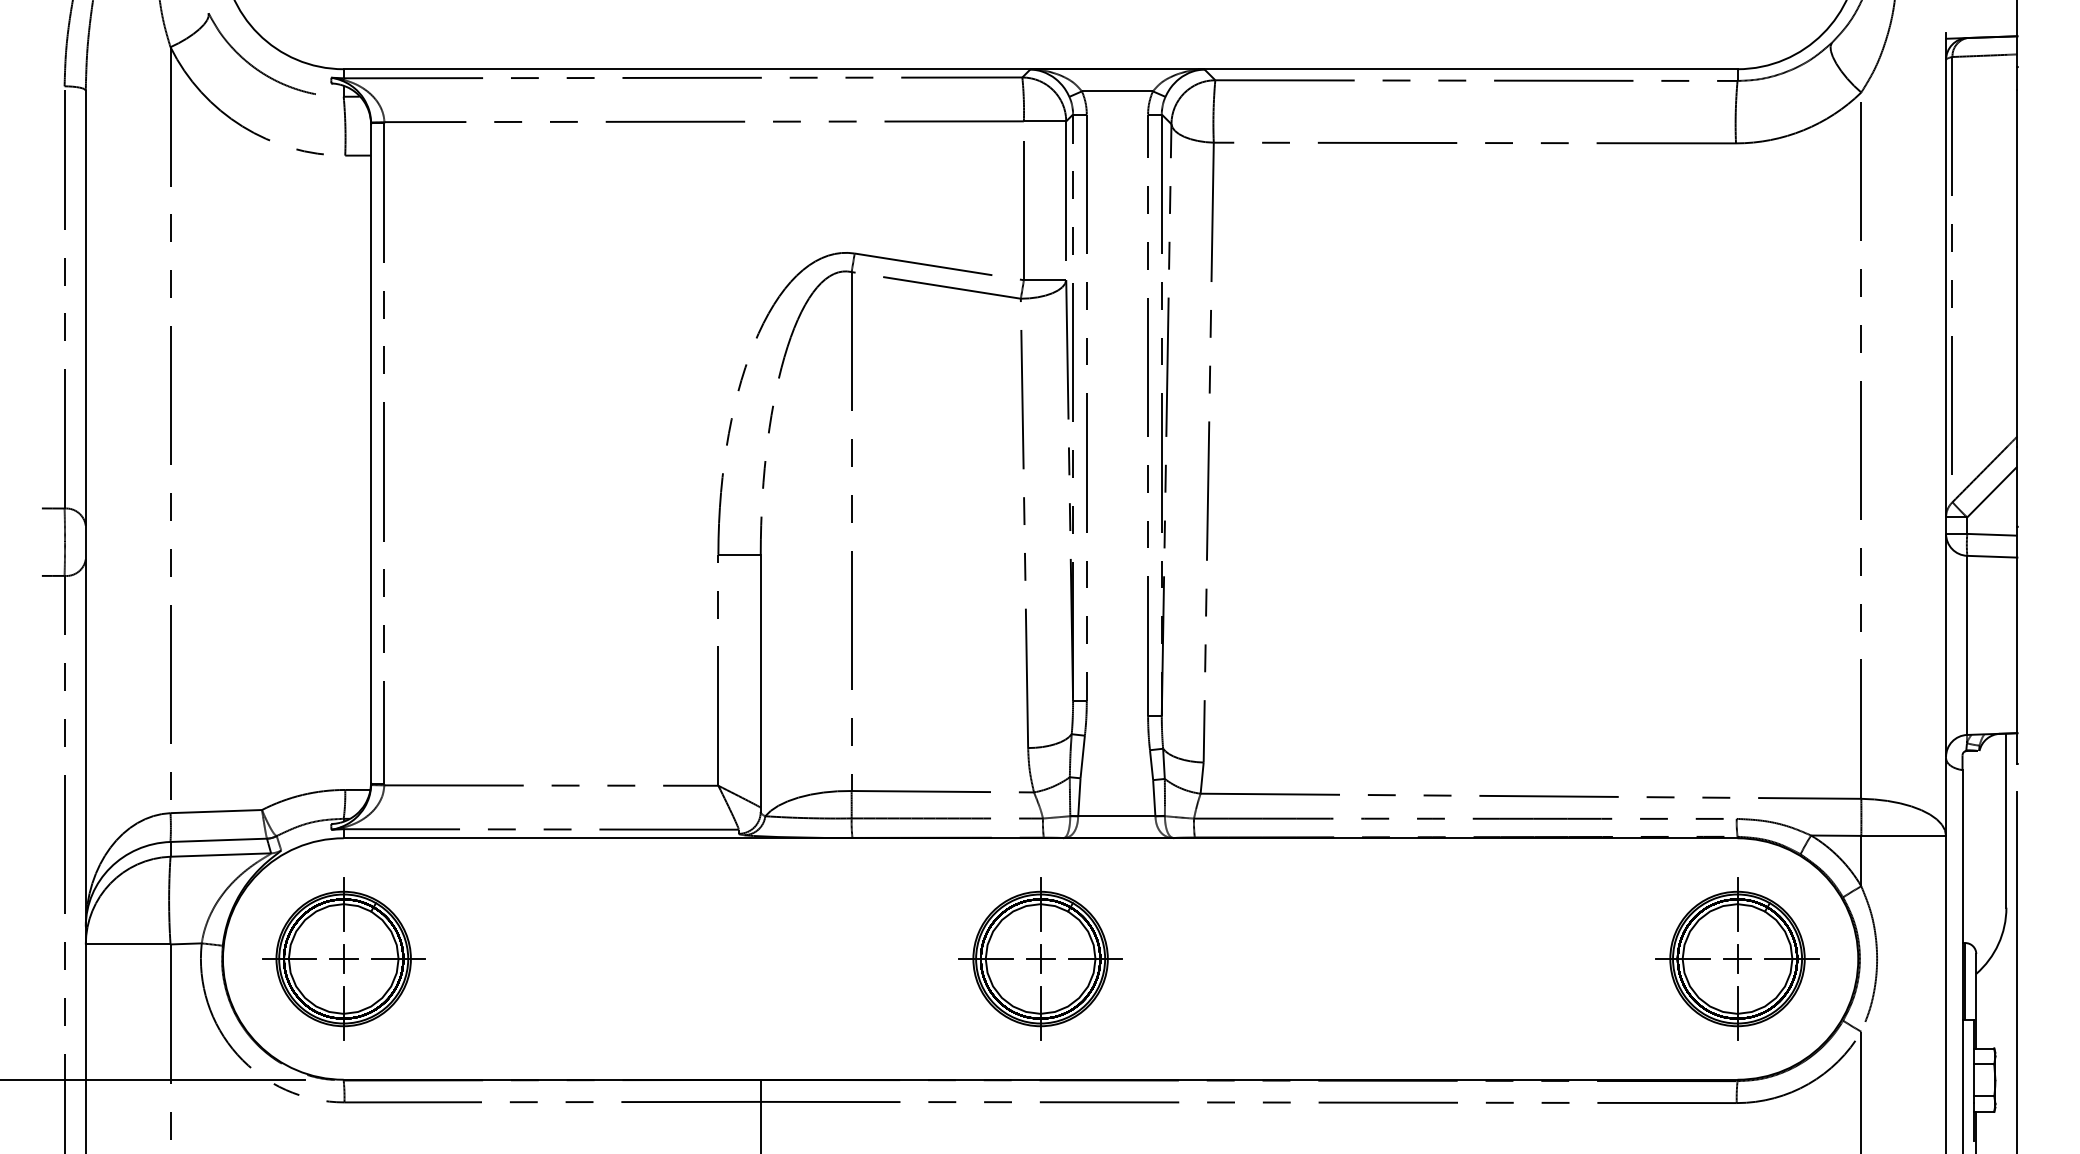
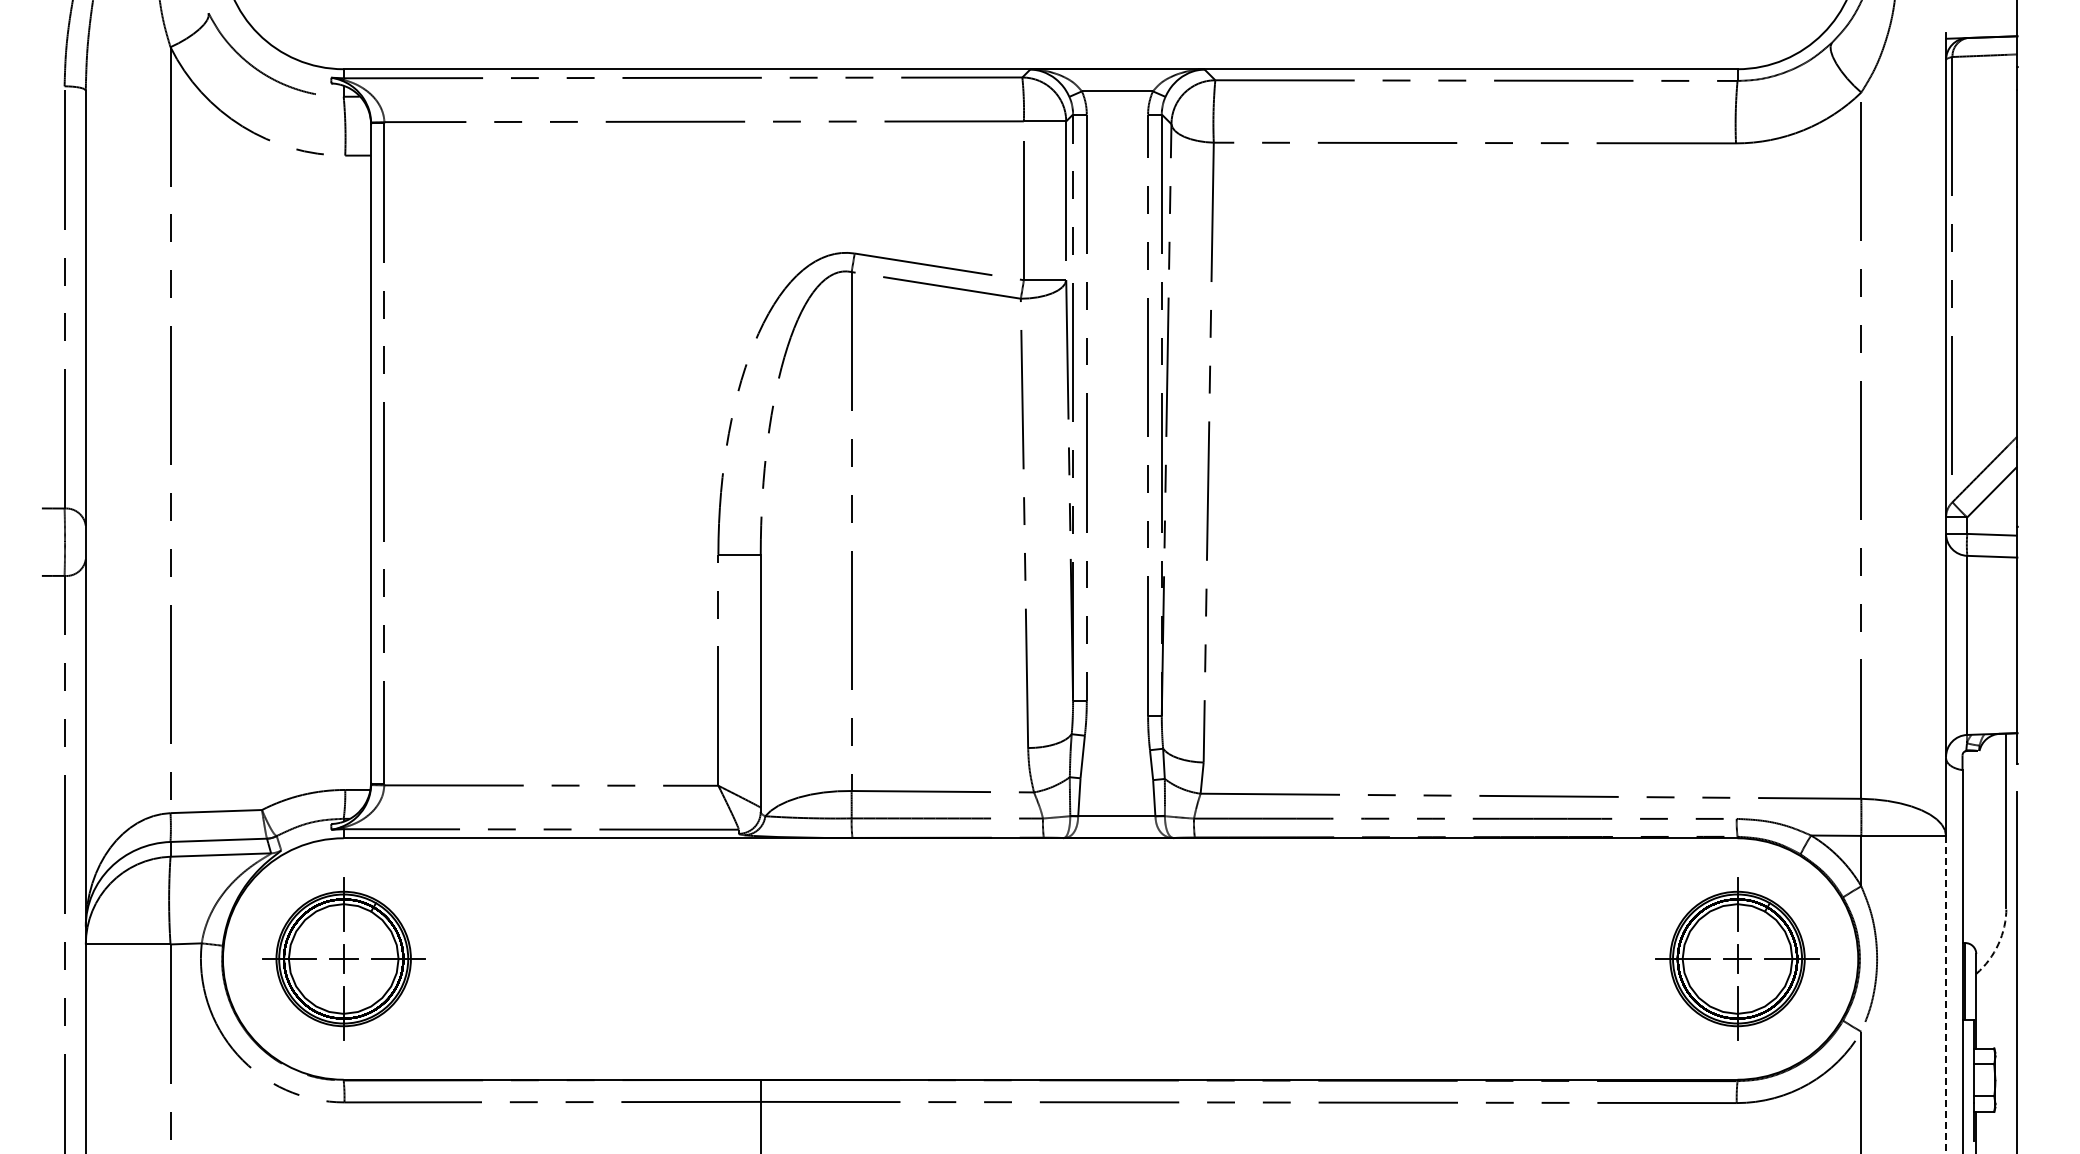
arc: solid -> dashed (1998, 944)
part: present -> none (1040, 958)
line: solid -> dashed (1946, 994)
line: present -> none (153, 1080)
